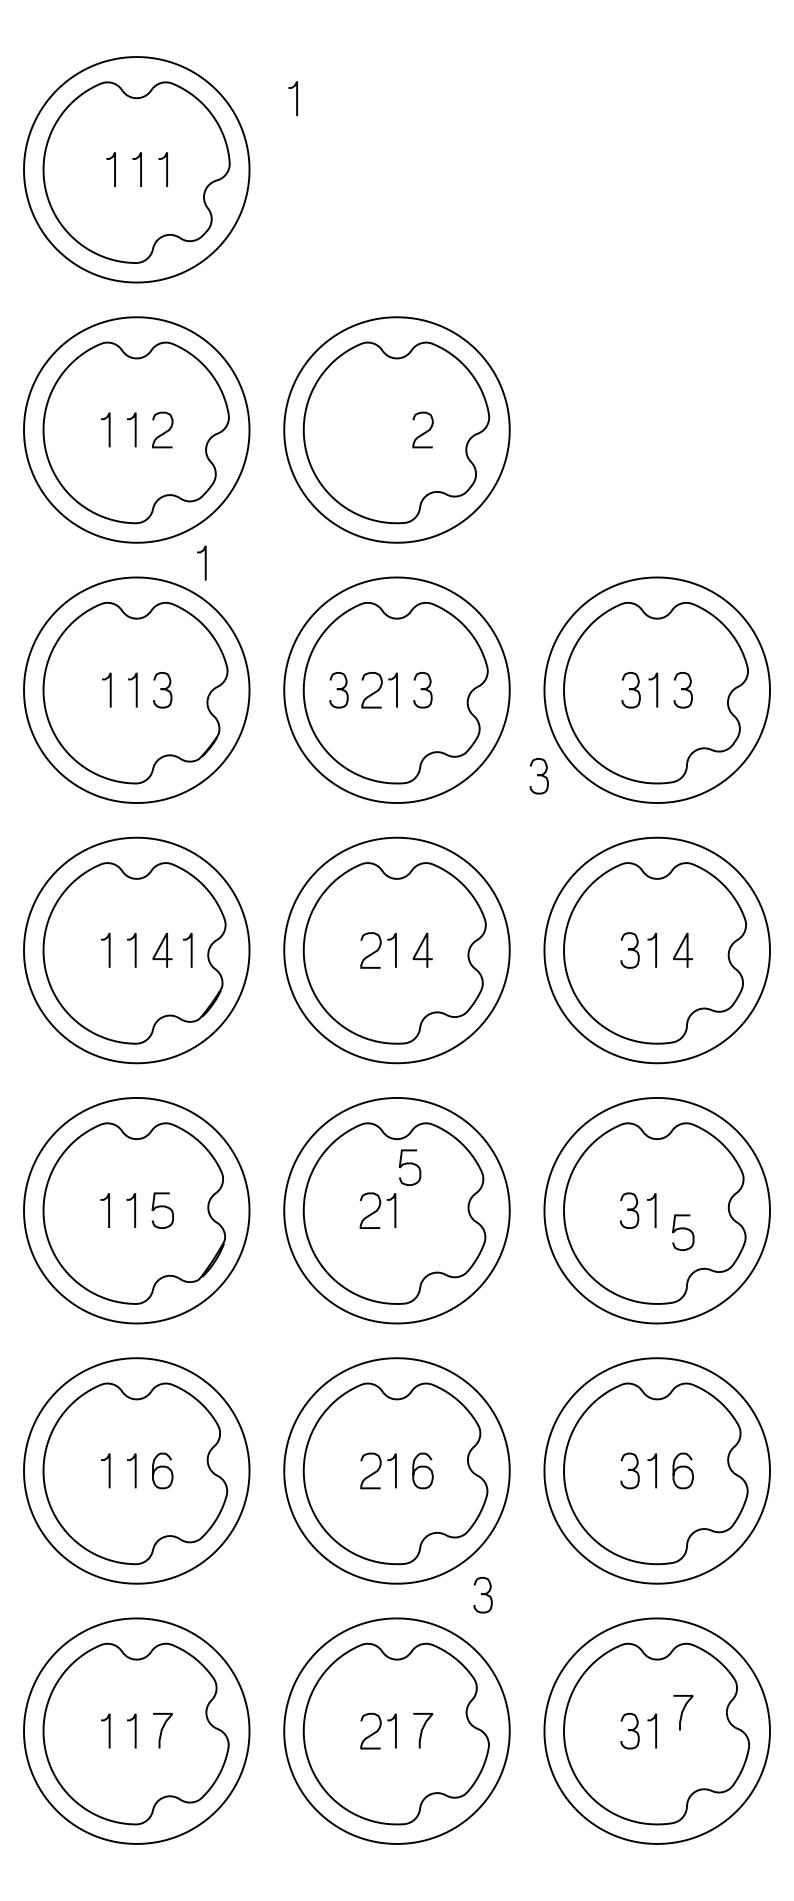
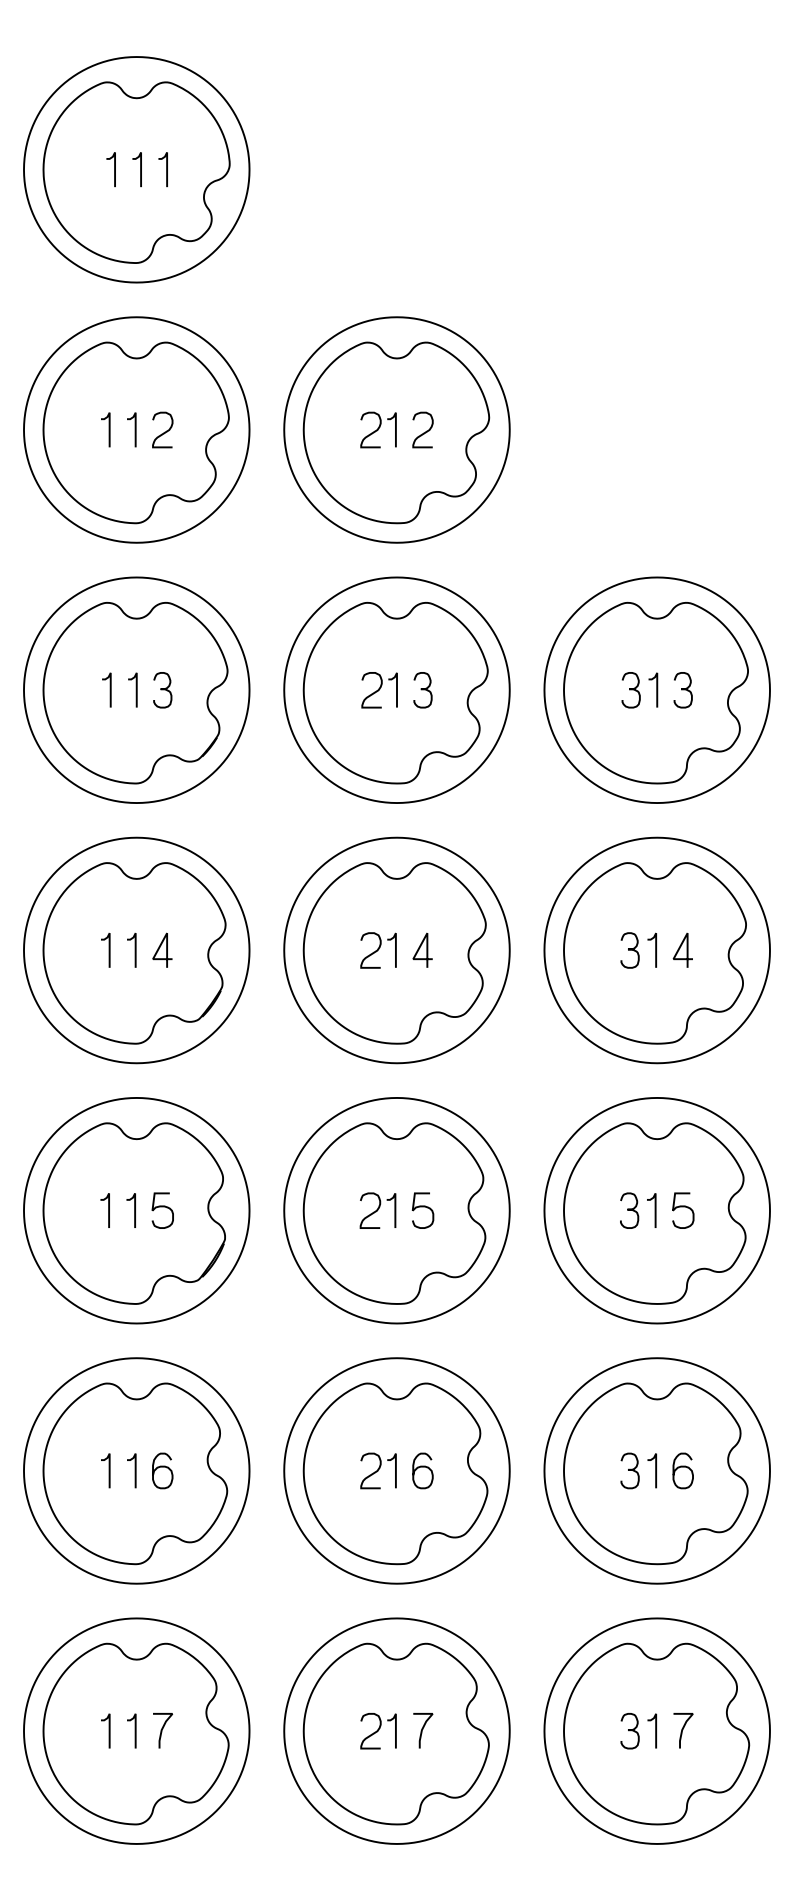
curve: present -> none (296, 98)
part: none -> present (378, 429)
curve: present -> none (204, 562)
curve: present -> none (338, 690)
curve: present -> none (538, 776)
curve: present -> none (190, 950)
curve position: (409, 1164) -> (422, 1207) (422, 1207)
curve position: (683, 1229) -> (683, 1207) (683, 1207)
curve: present -> none (482, 1595)
curve position: (683, 1711) -> (683, 1729) (683, 1729)
